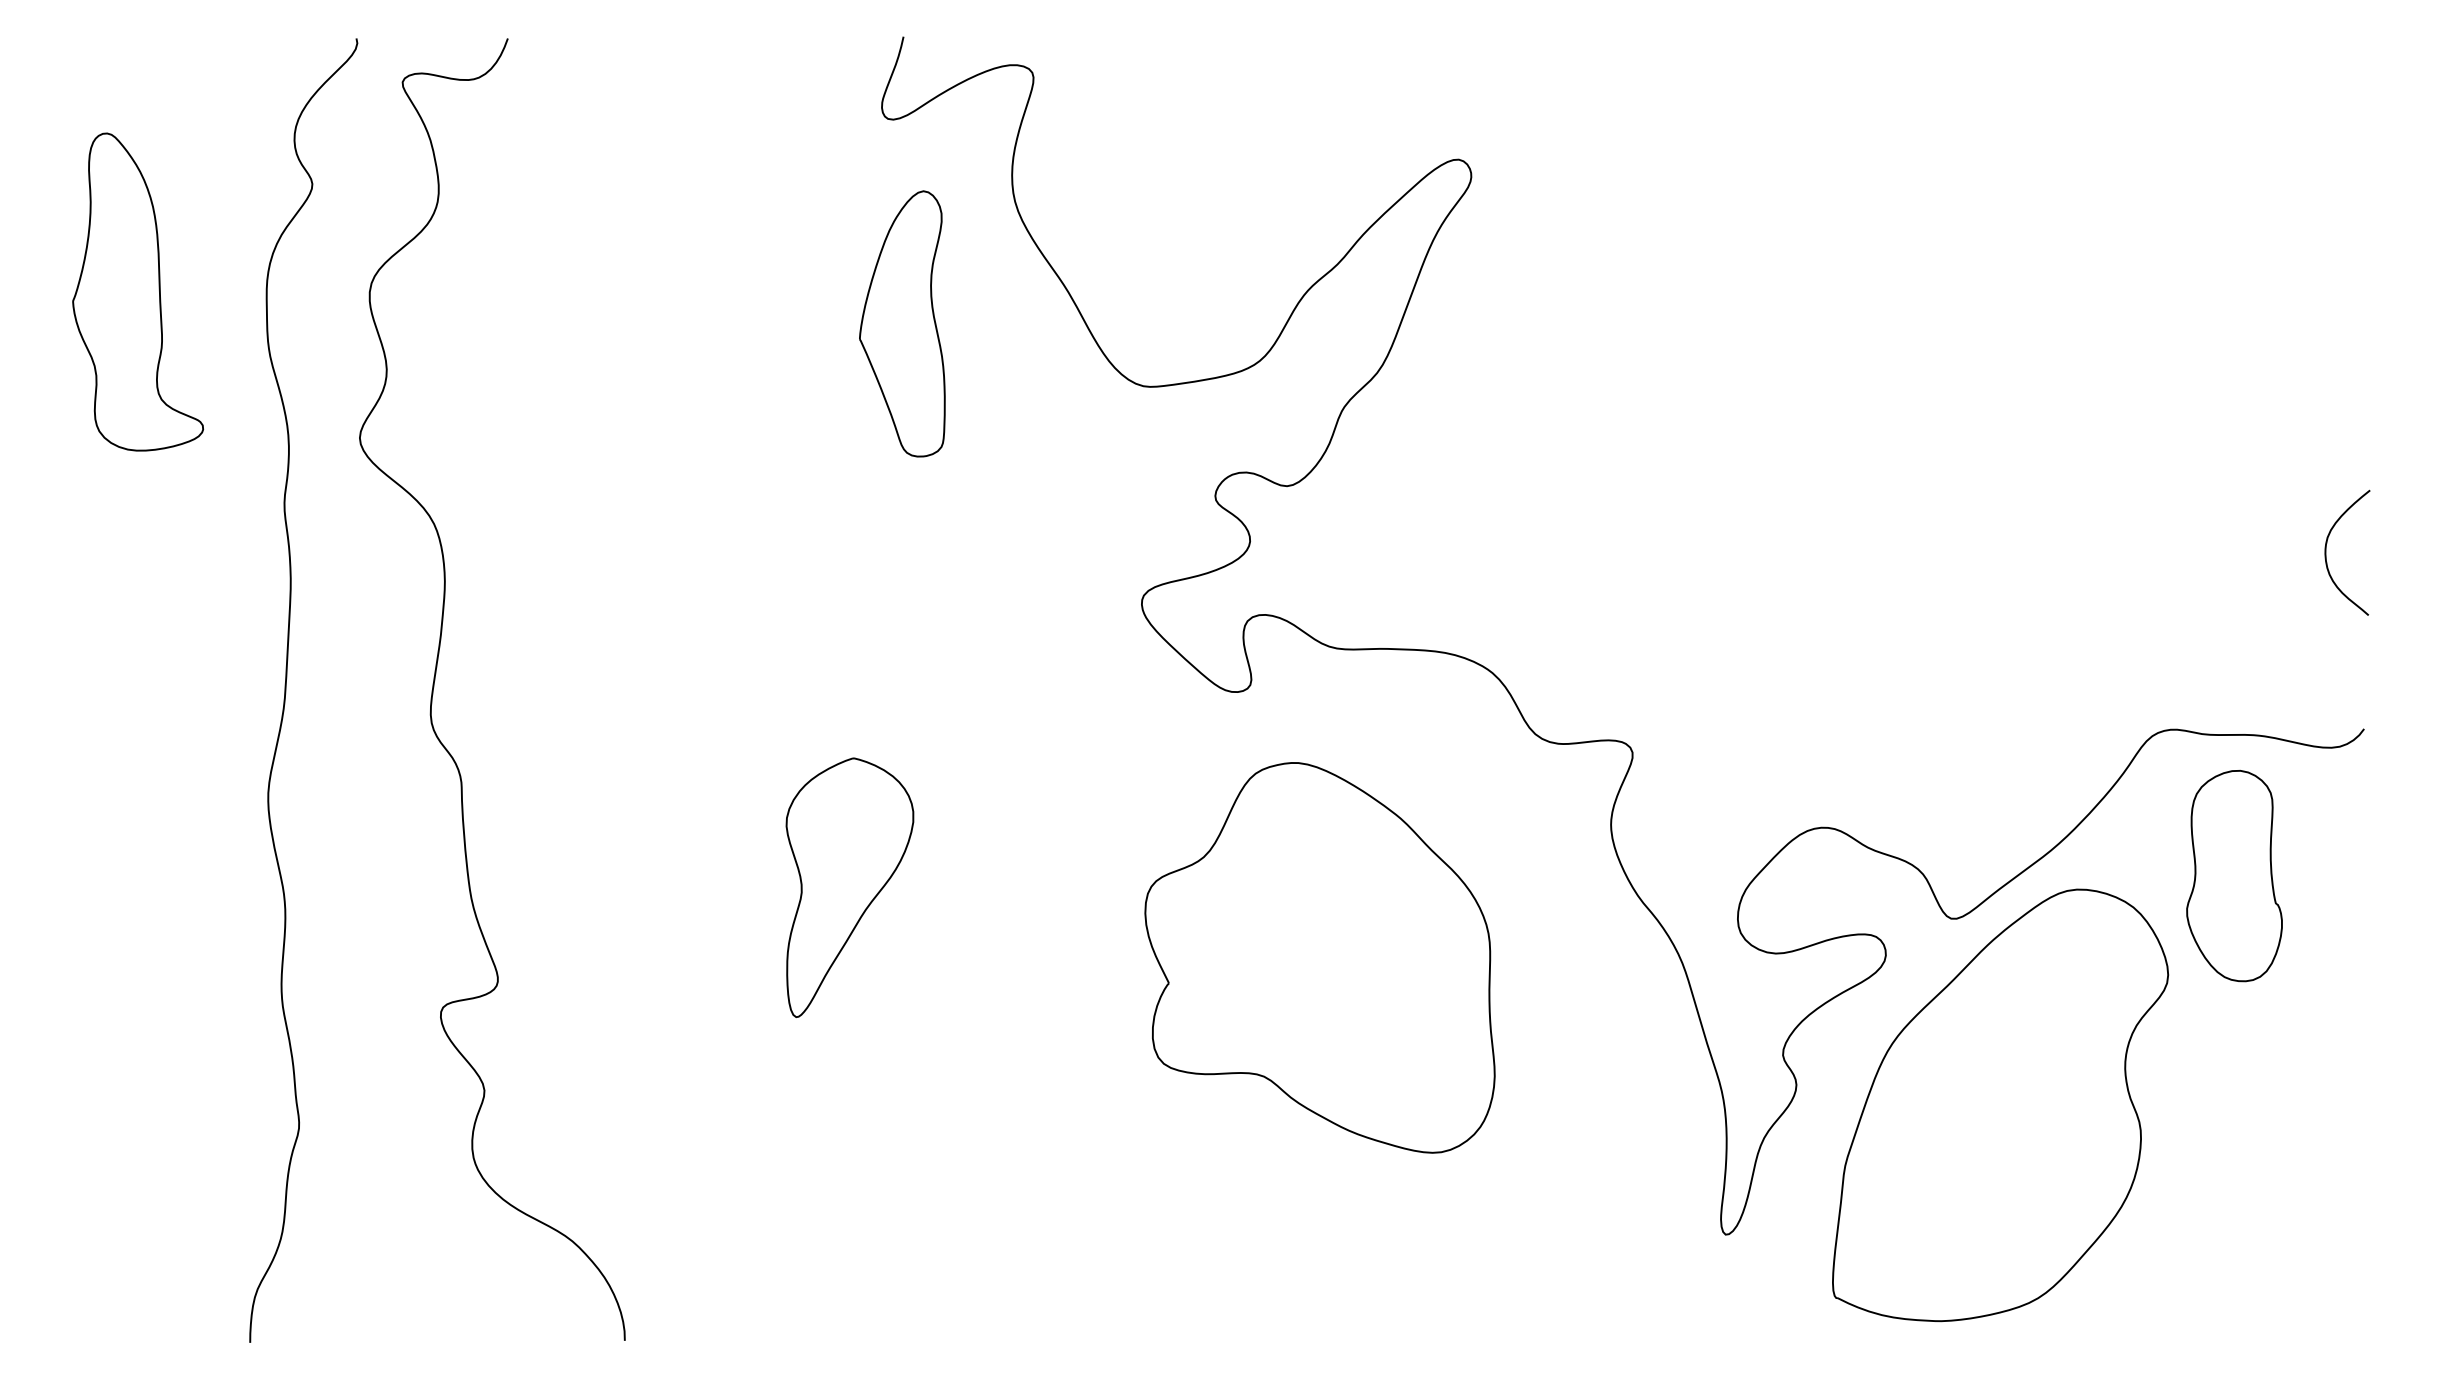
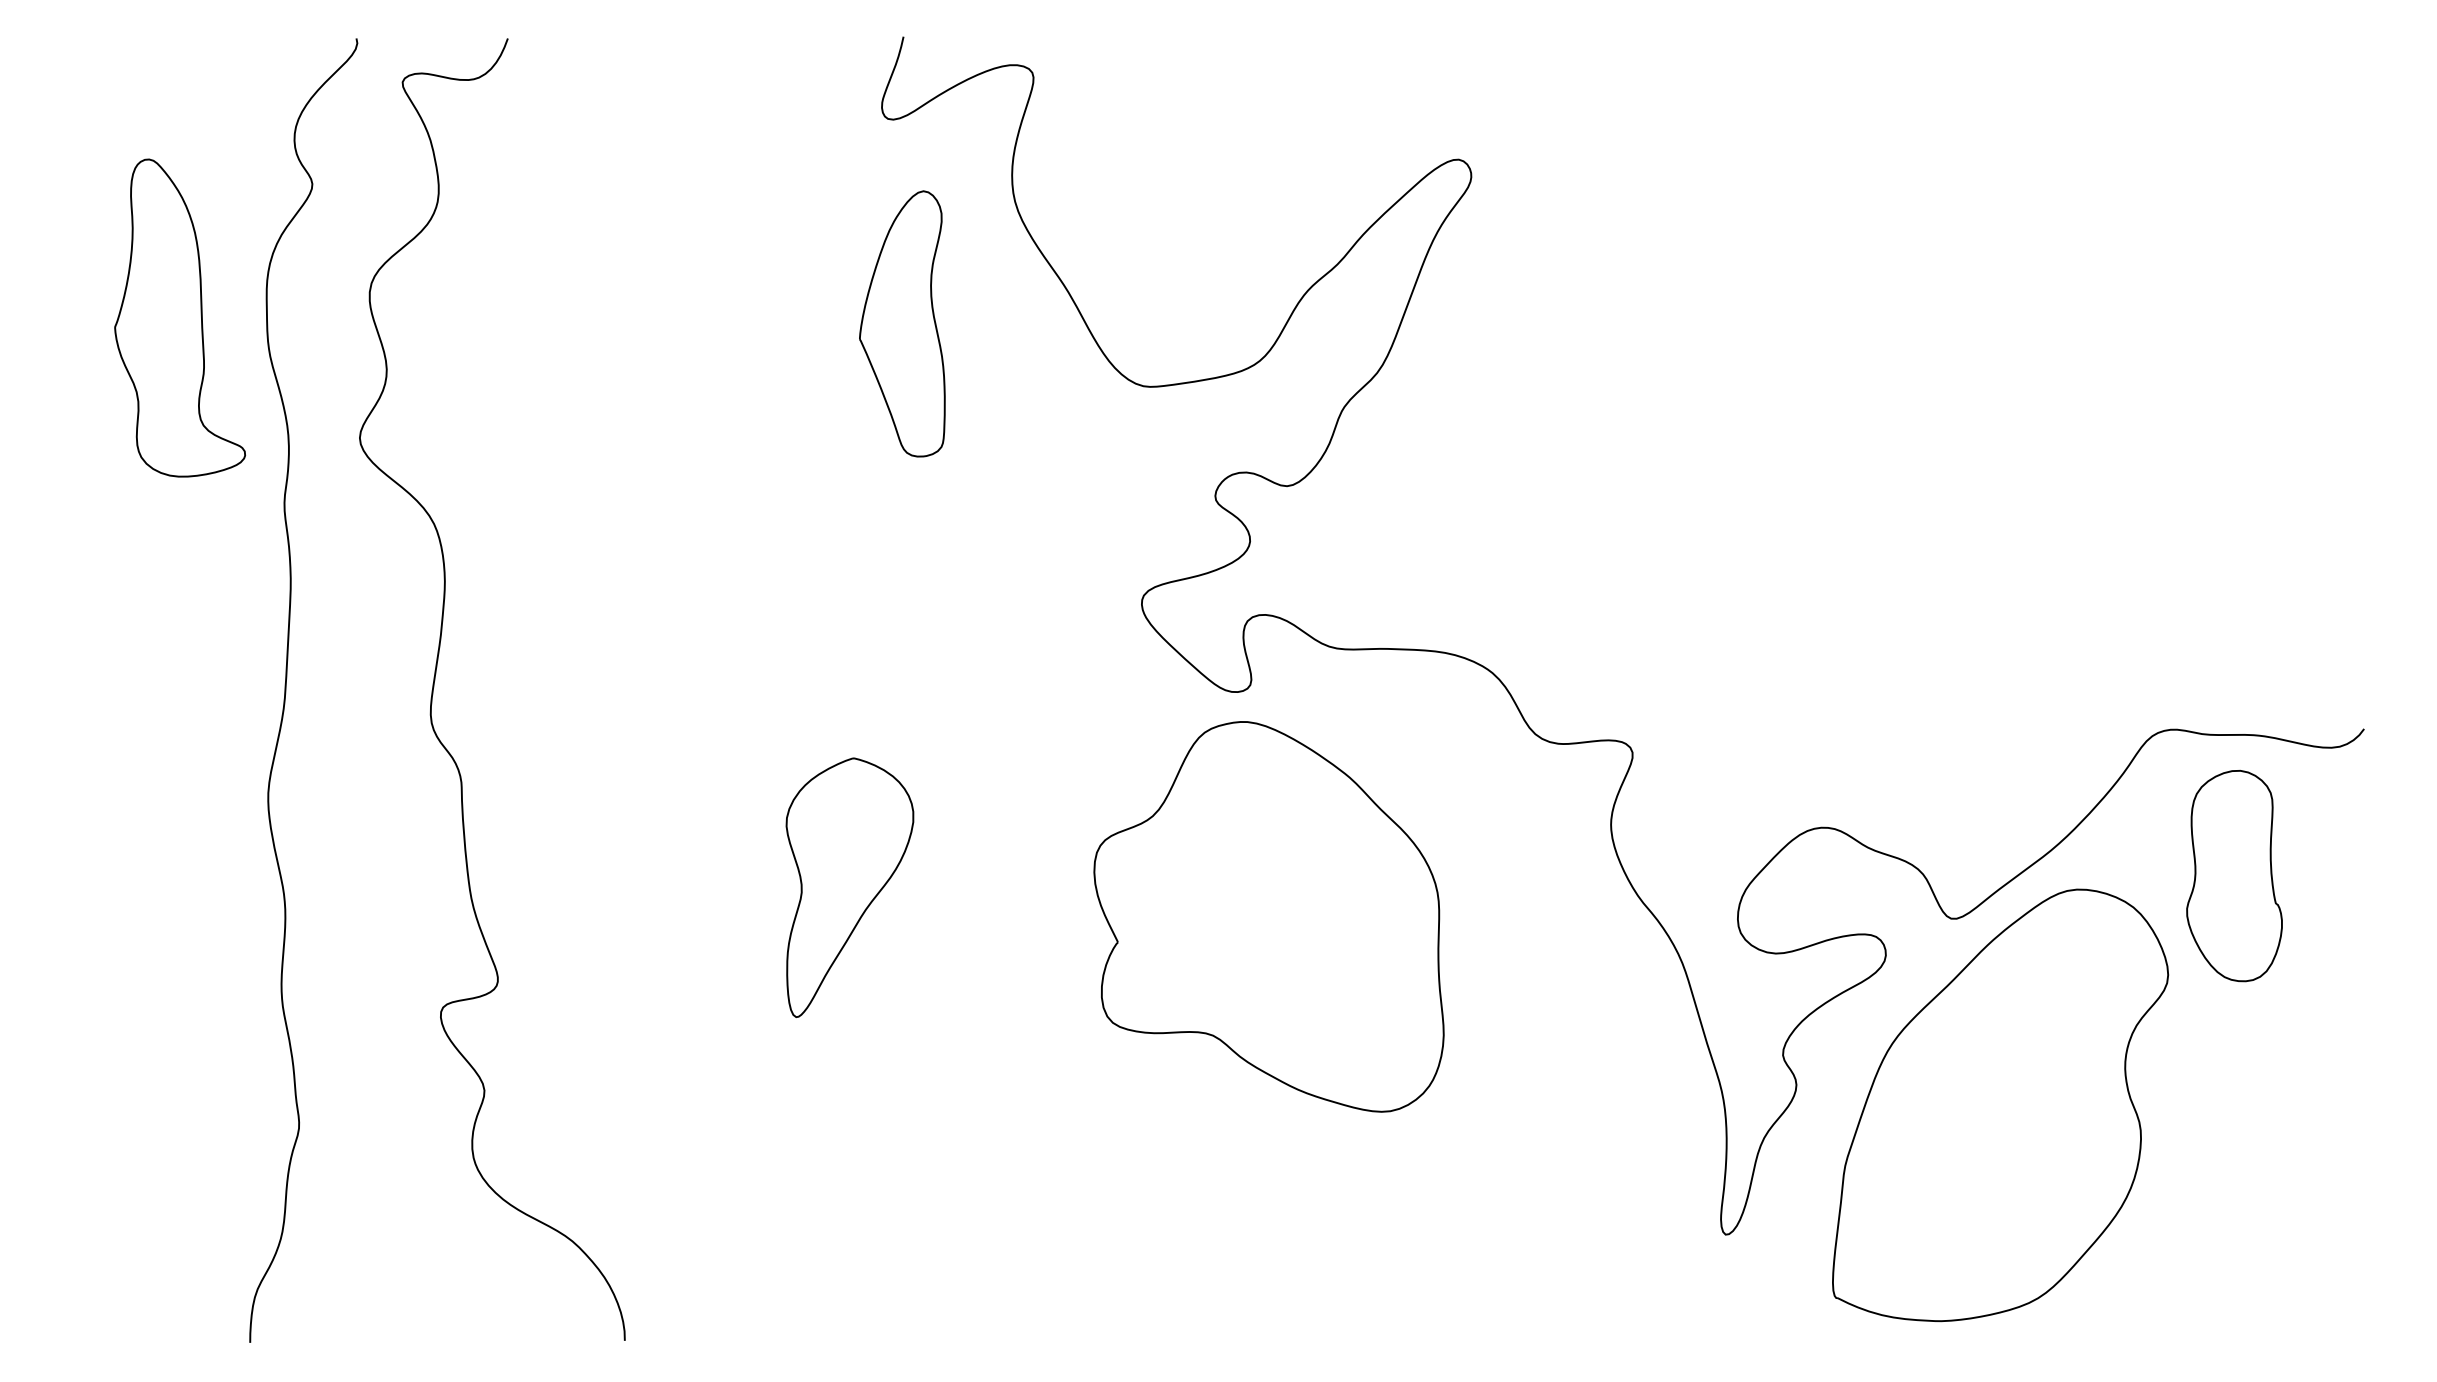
part position: (138, 291) -> (180, 317) (180, 317)
curve: present -> none (2326, 552)
part position: (1319, 957) -> (1268, 916) (1268, 916)
